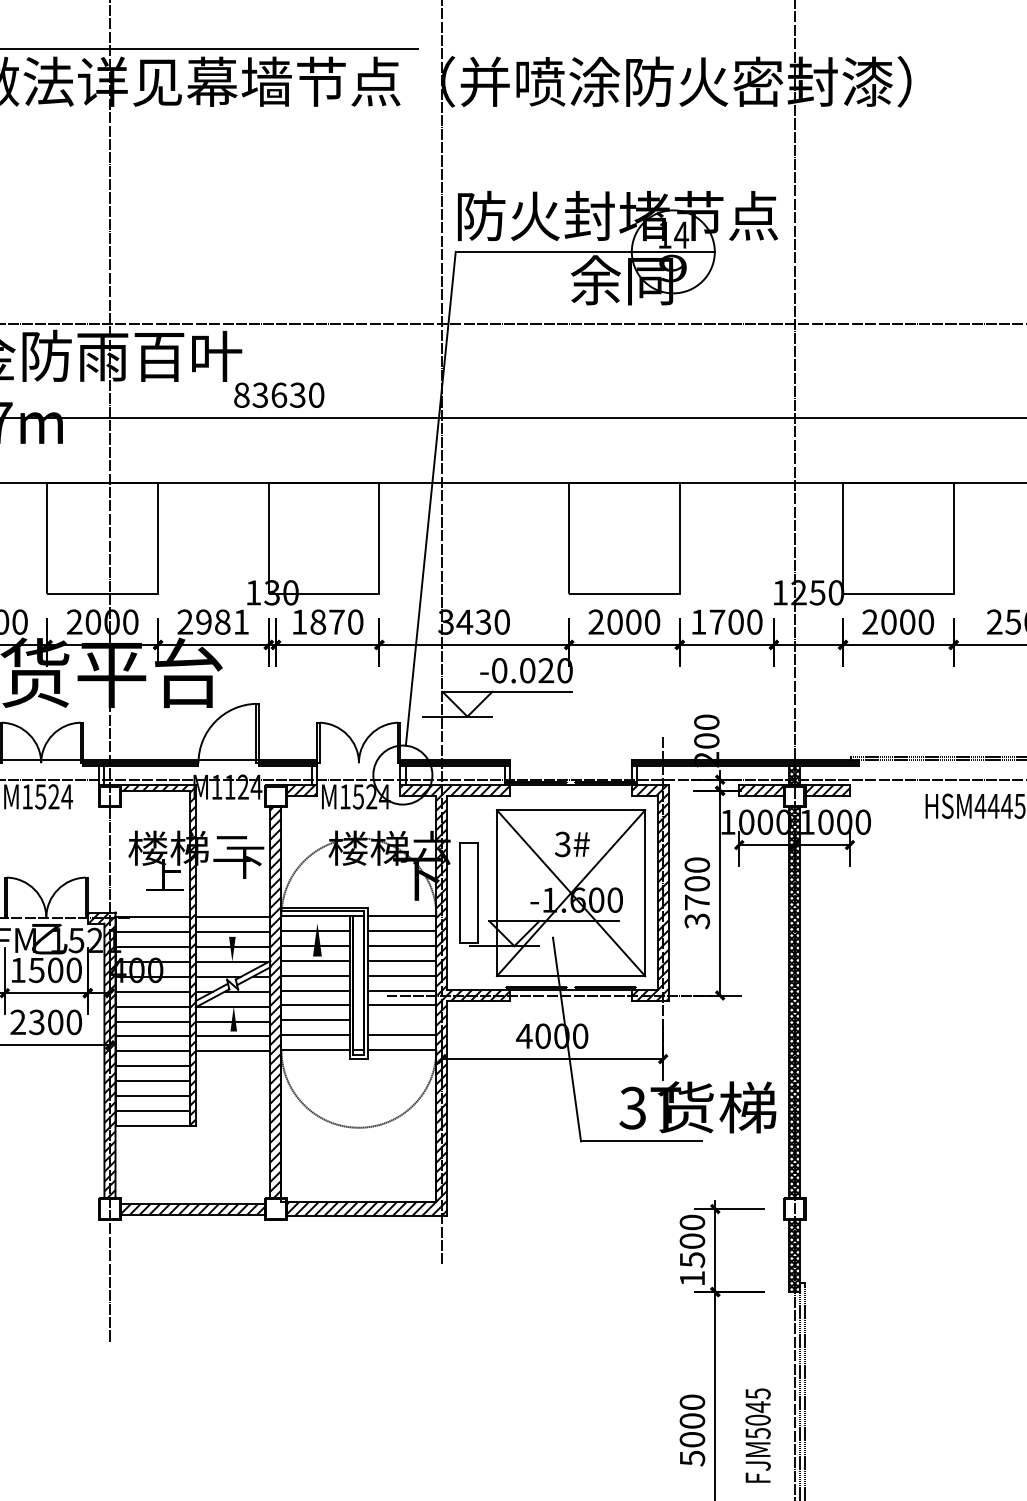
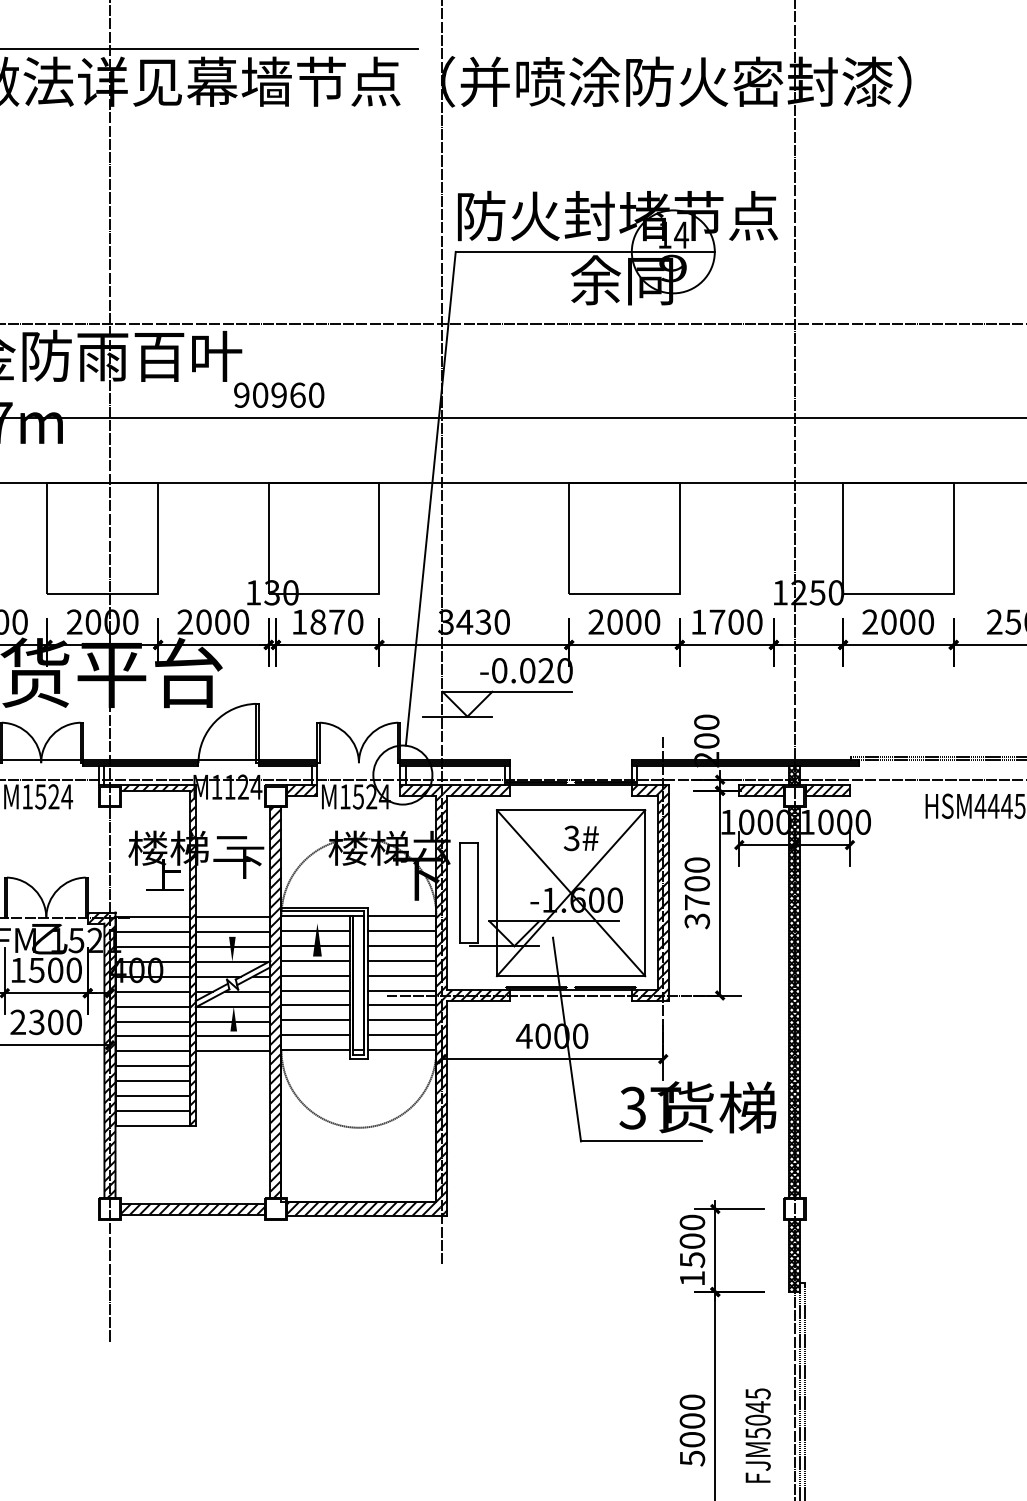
text: 83630 -> 90960 (269, 394)
text: 2981 -> 2000 (222, 621)
text position: (571, 844) -> (580, 838) (580, 838)
line: none -> present (401, 1020)
